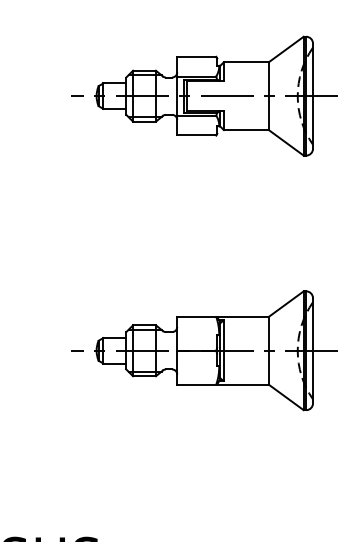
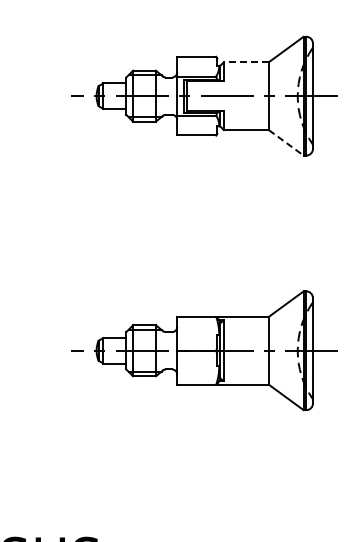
line: solid -> dashed (245, 62)
line: solid -> dashed (286, 142)
